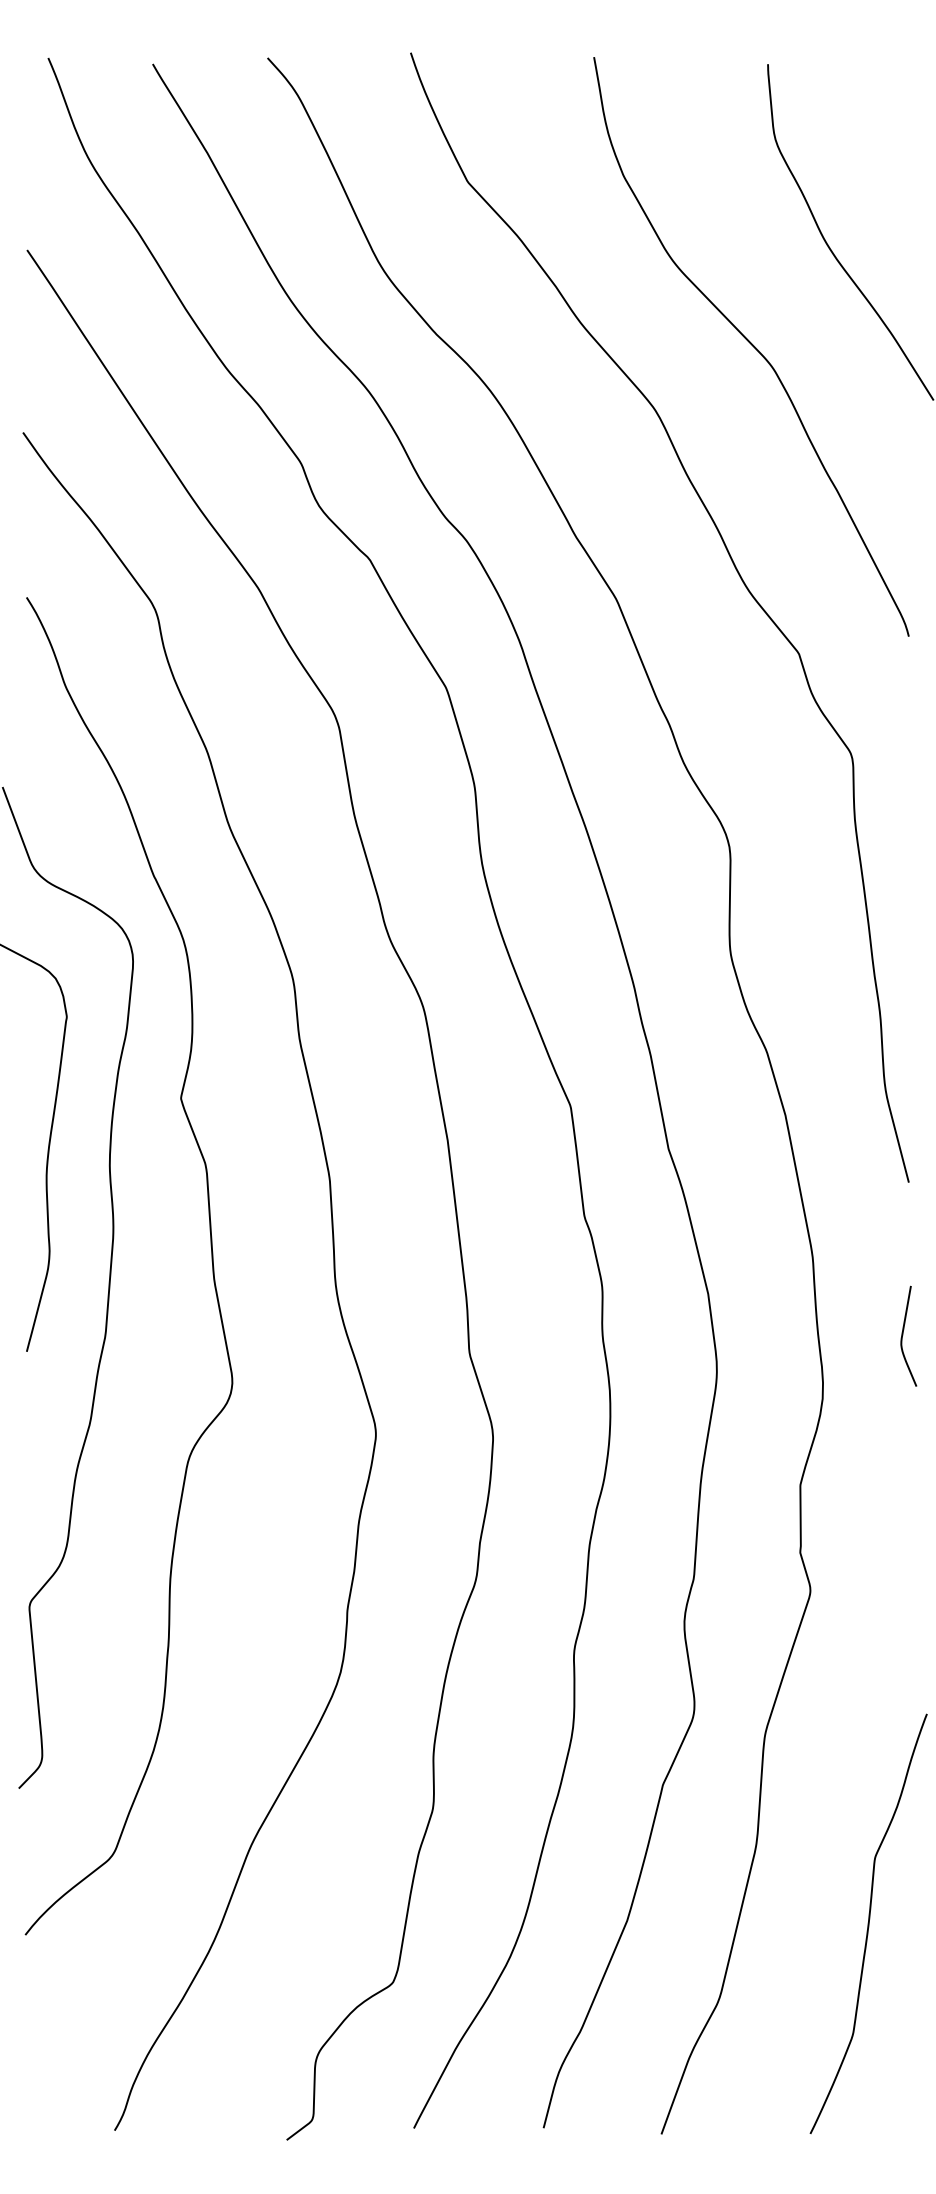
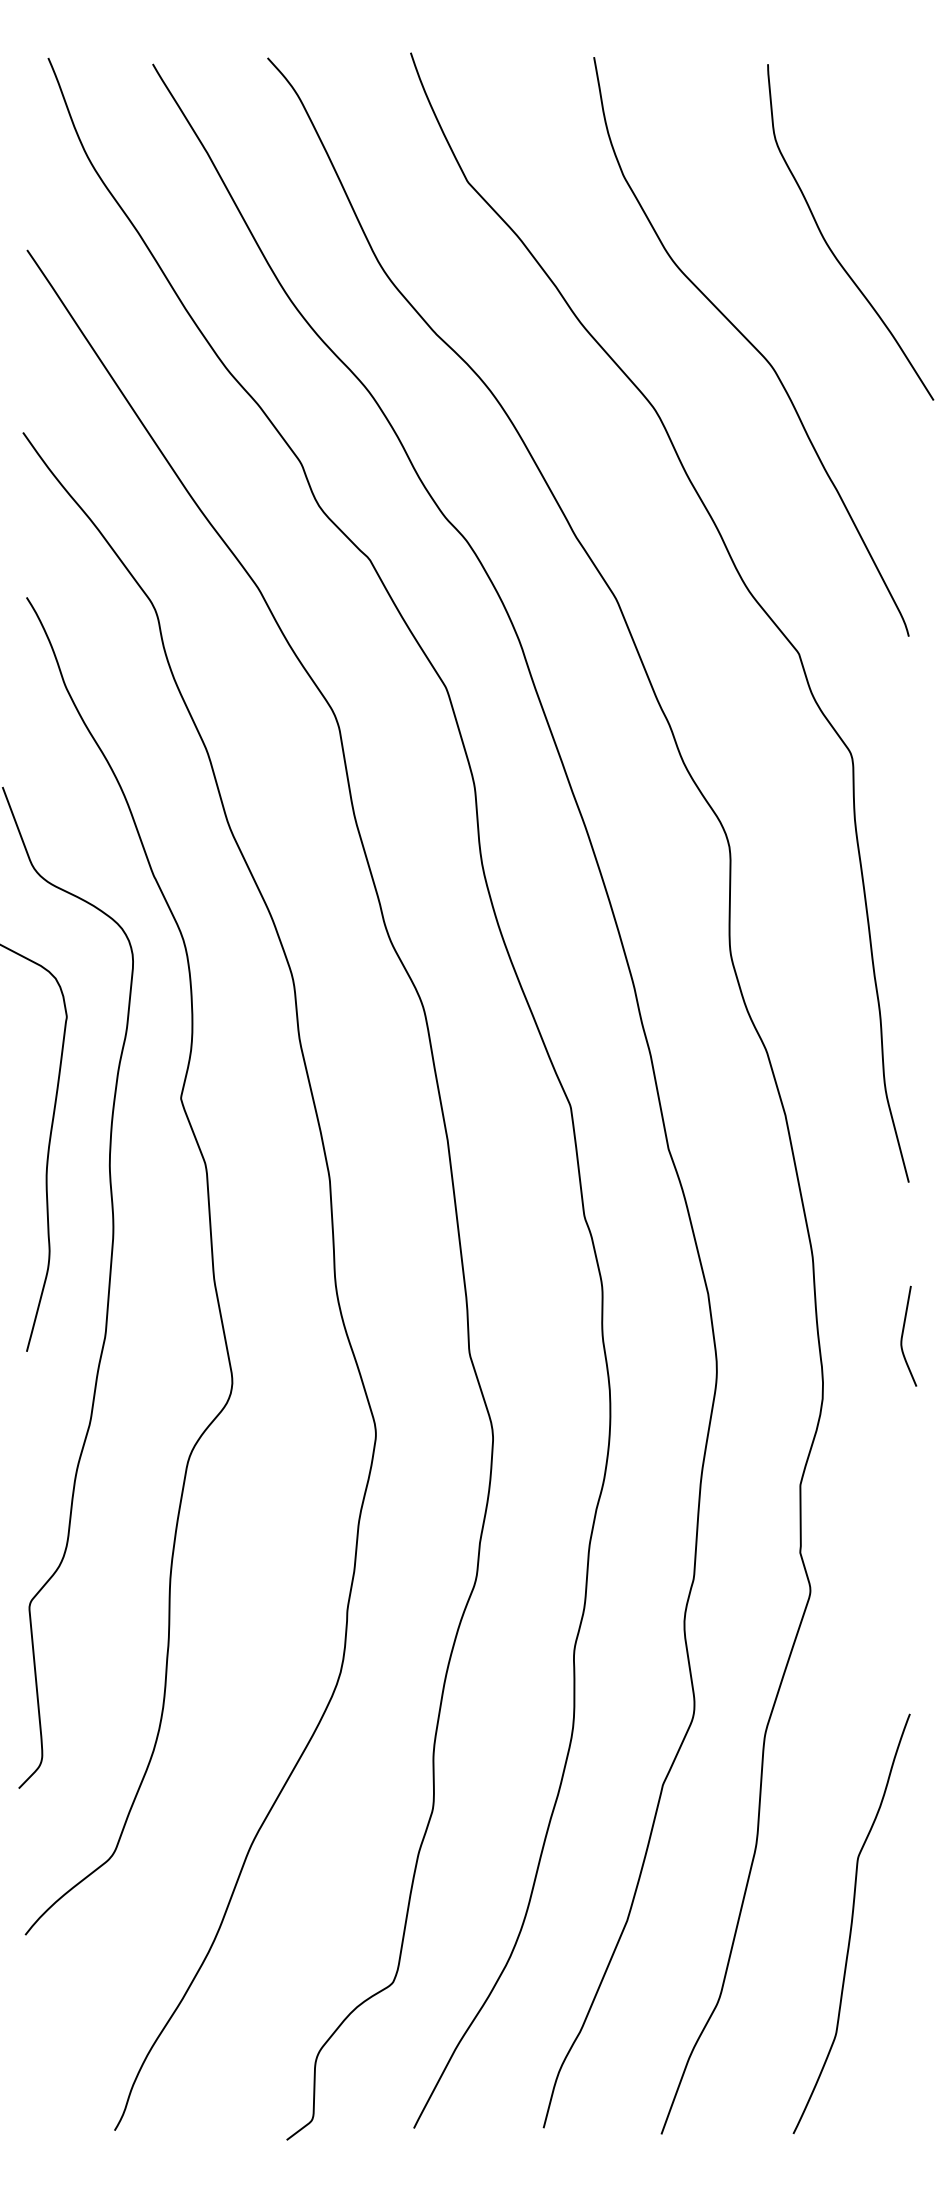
curve position: (868, 1923) -> (851, 1923) (851, 1923)
